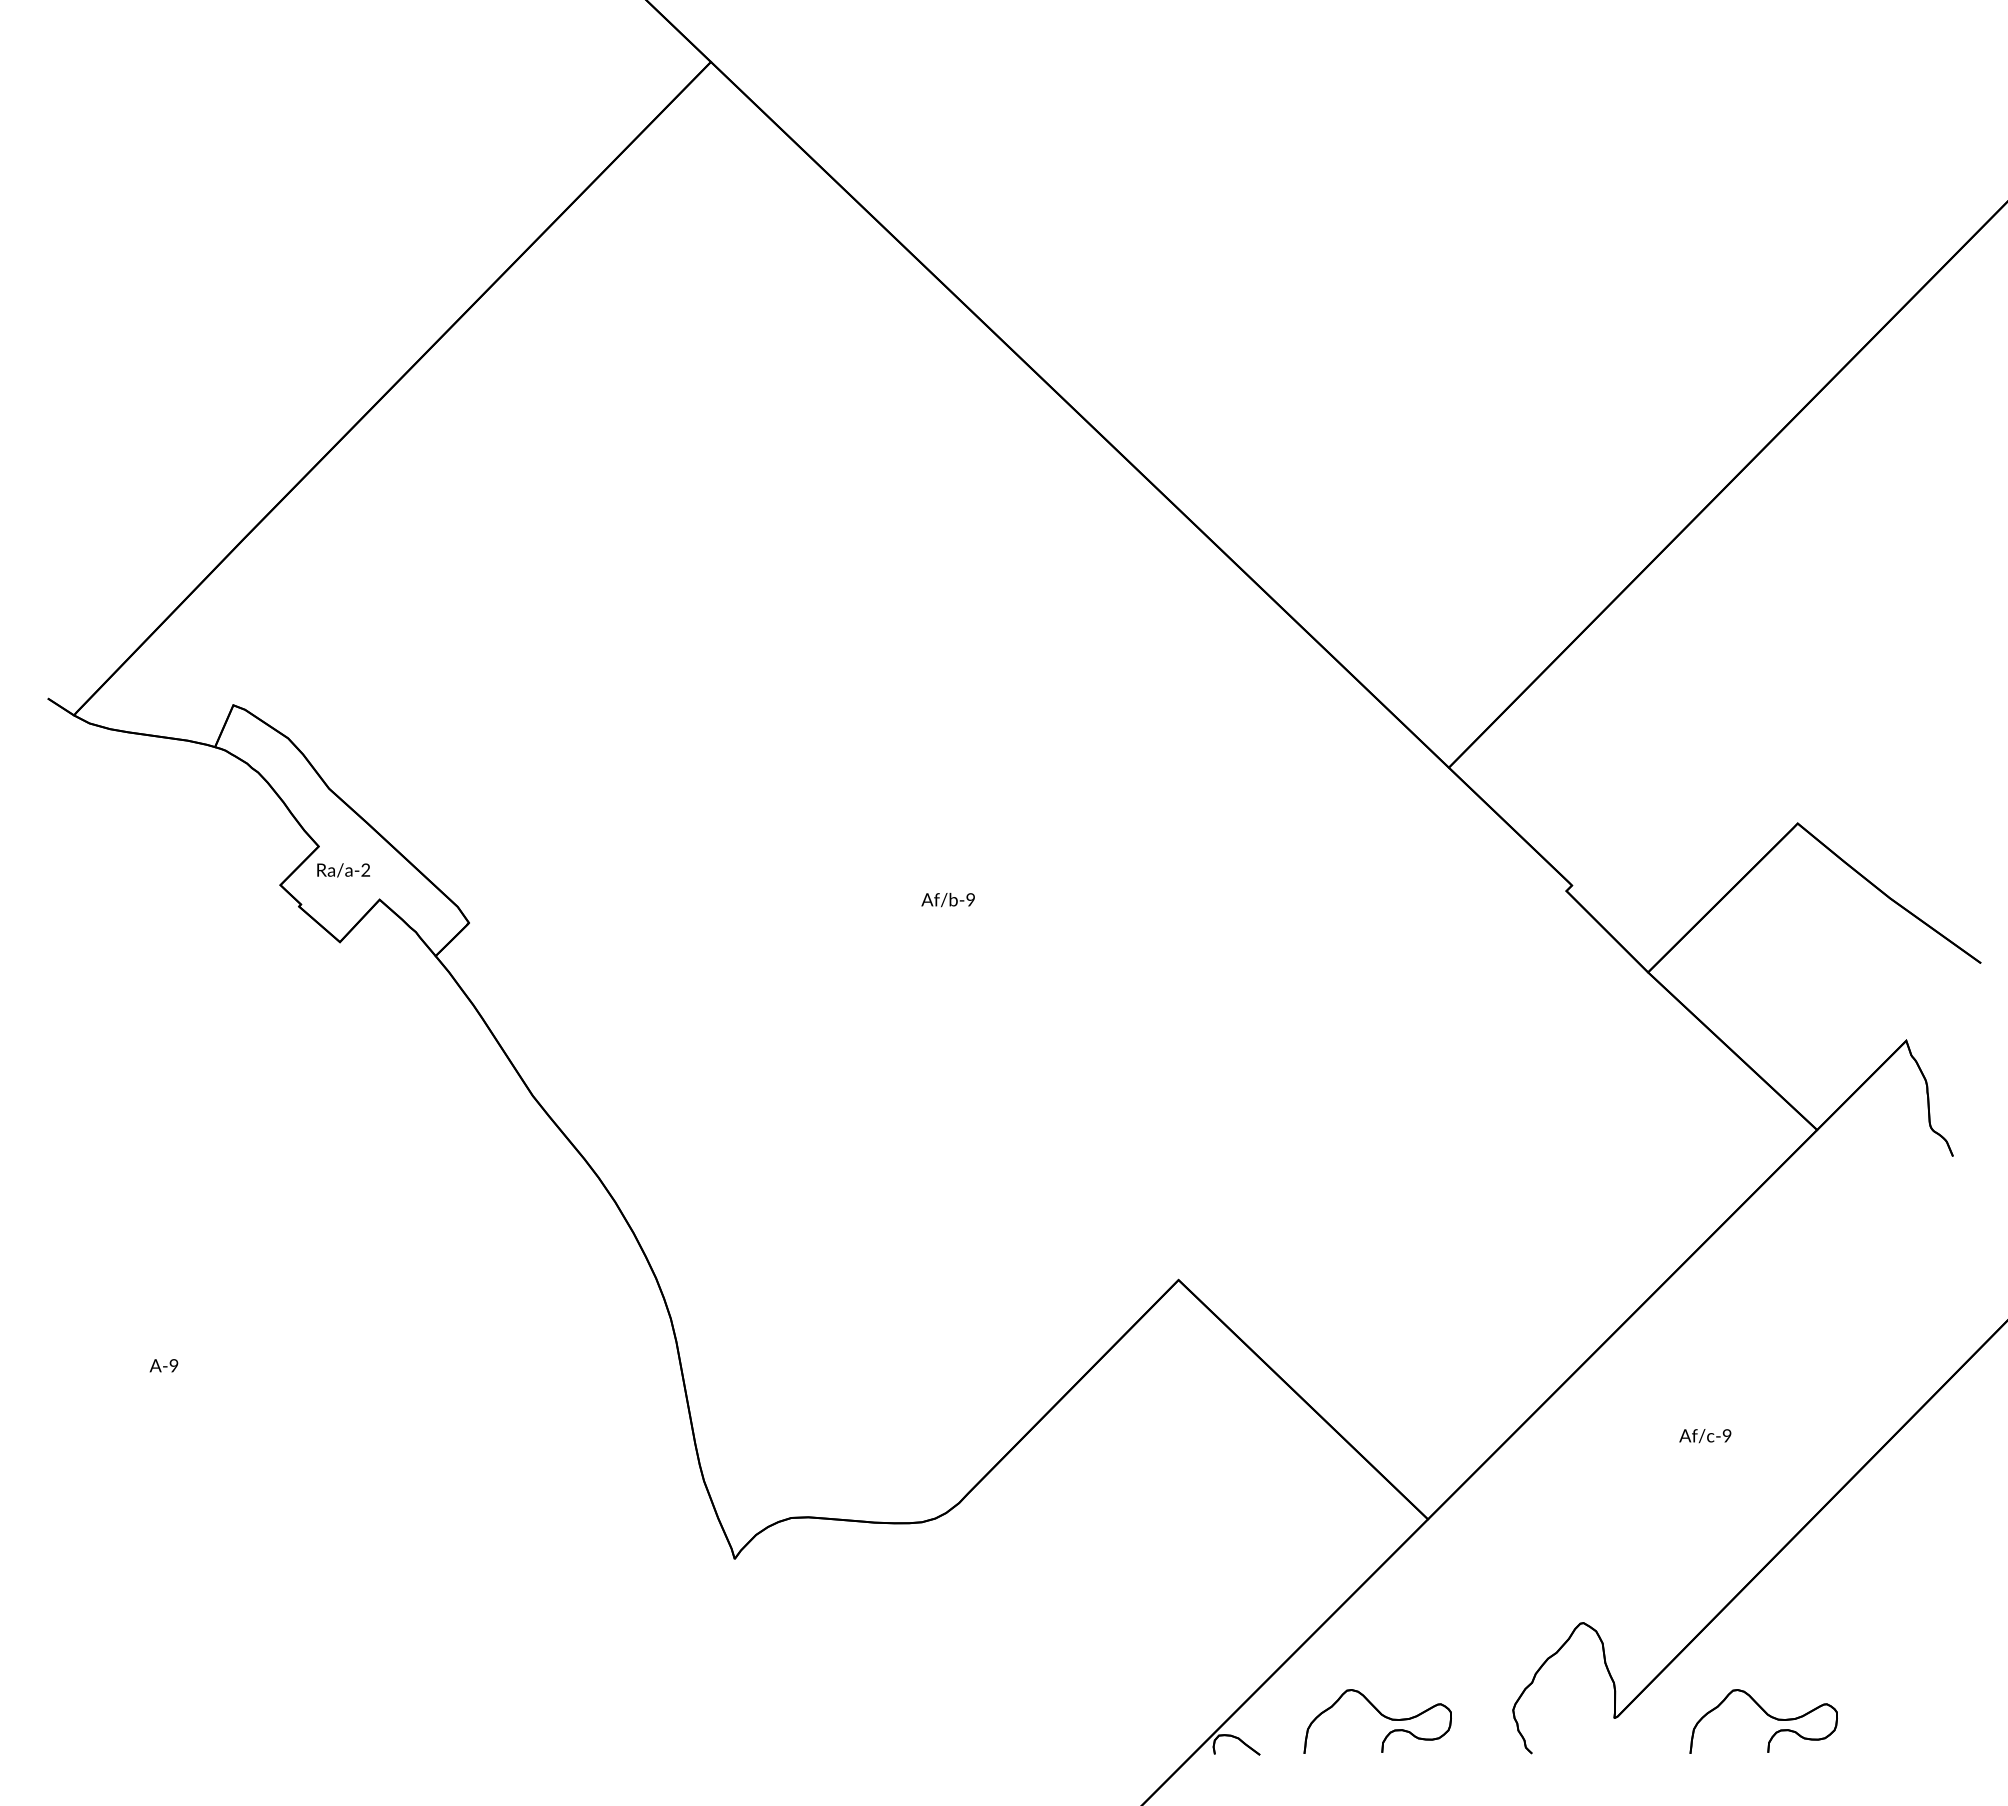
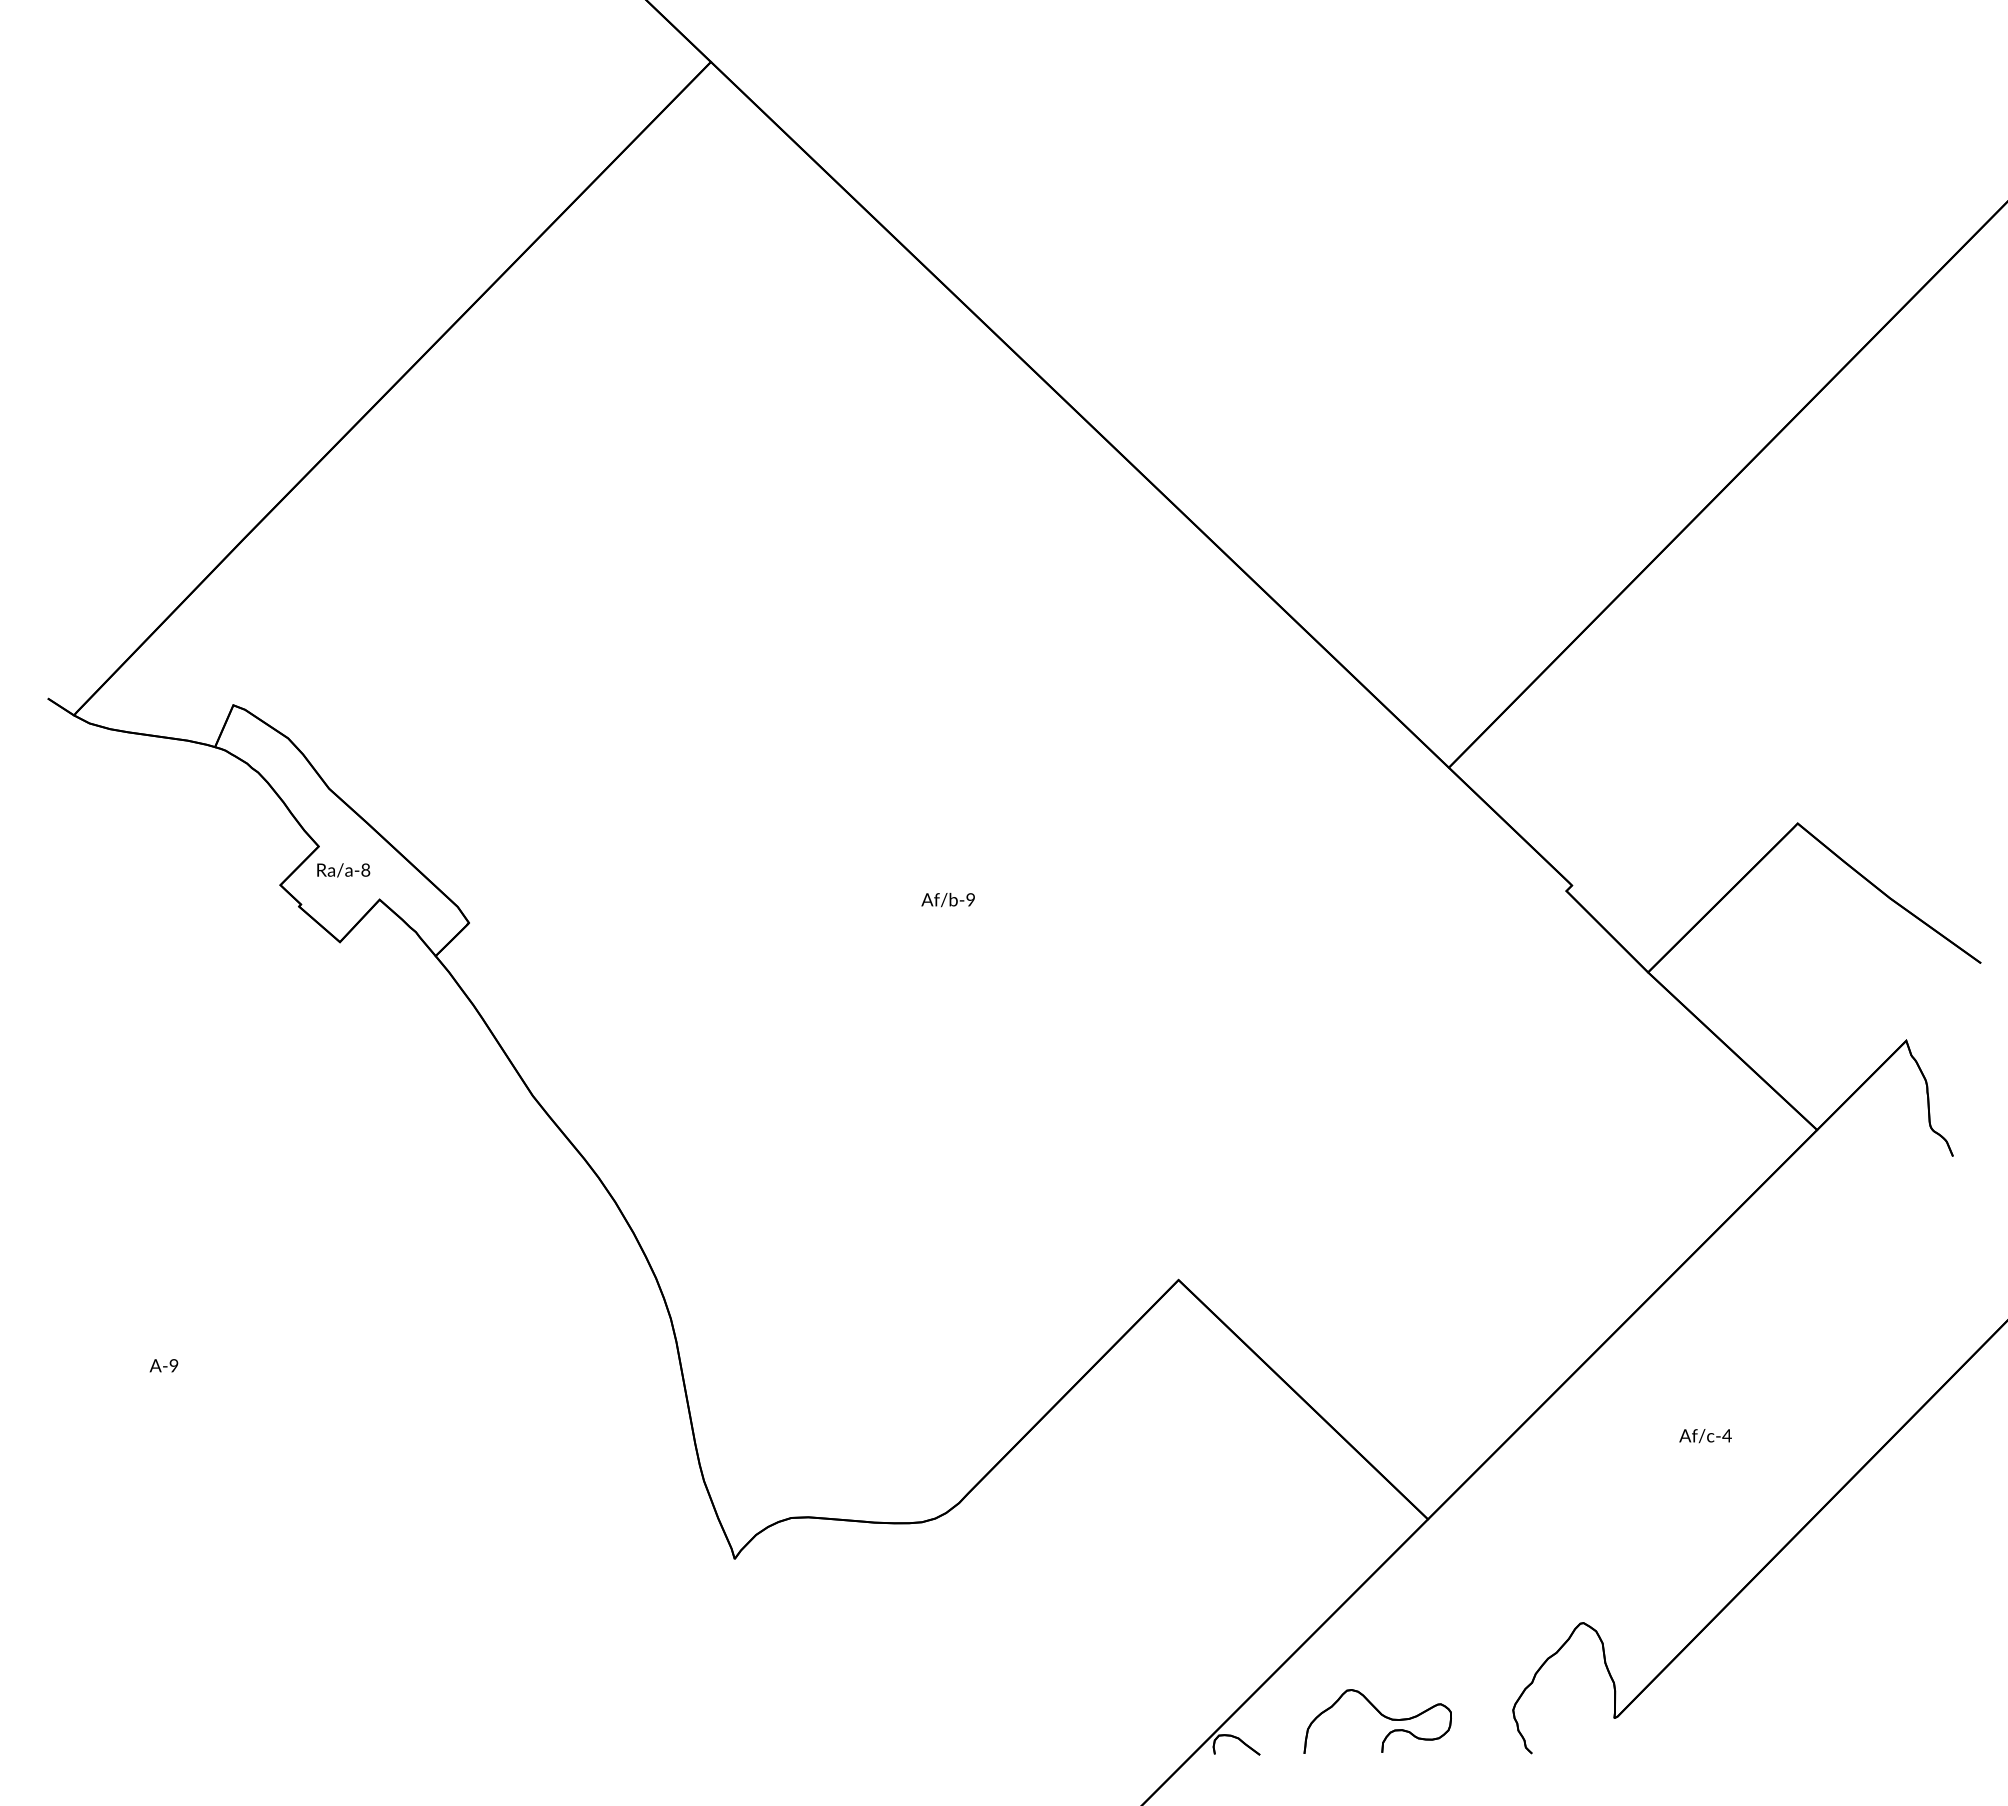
text: Ra/a-2 -> Ra/a-8 (365, 870)
text: Af/c-9 -> Af/c-4 (1726, 1435)
part: present -> none (1768, 1716)
